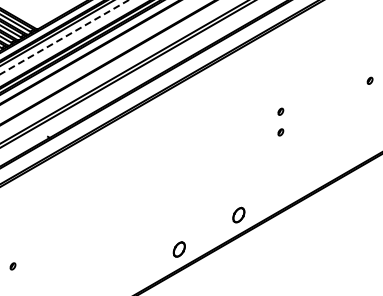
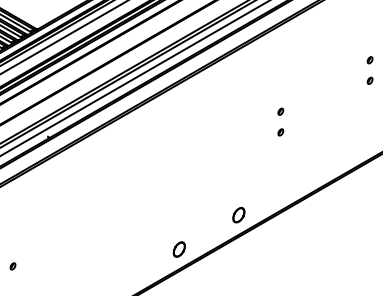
line: dashed -> solid (64, 37)
part: none -> present (369, 60)
line: none -> present (134, 78)
